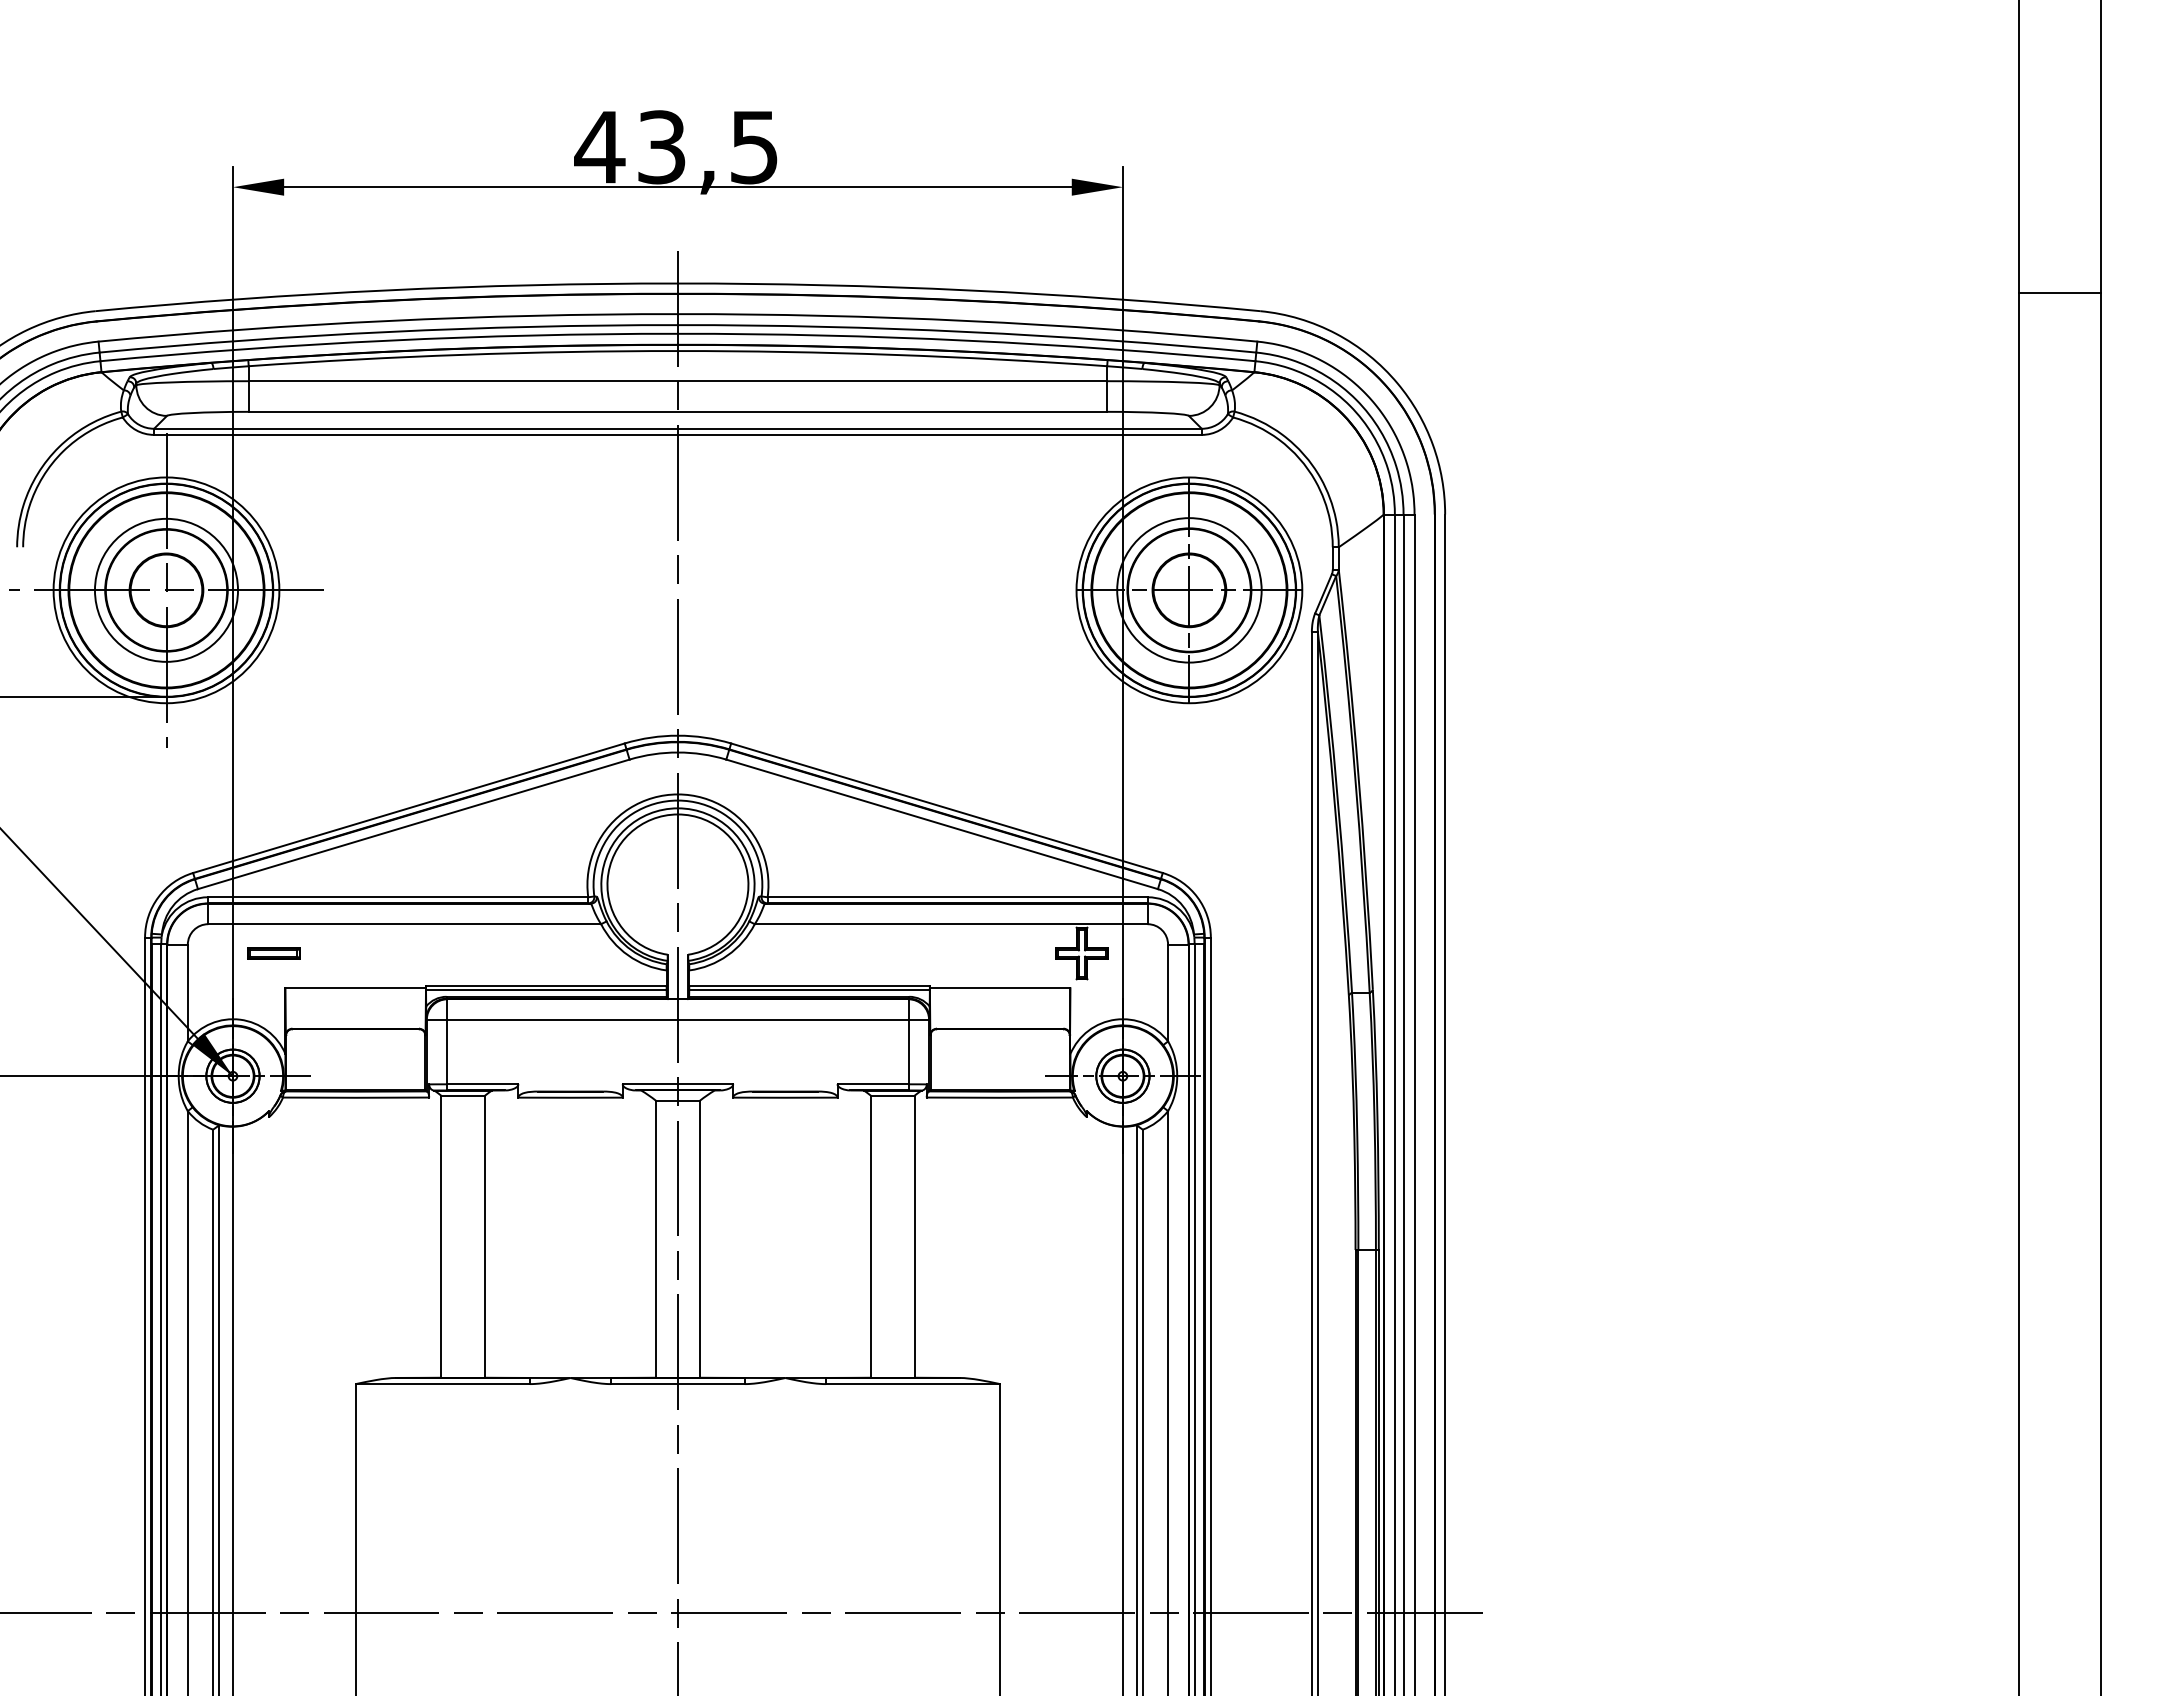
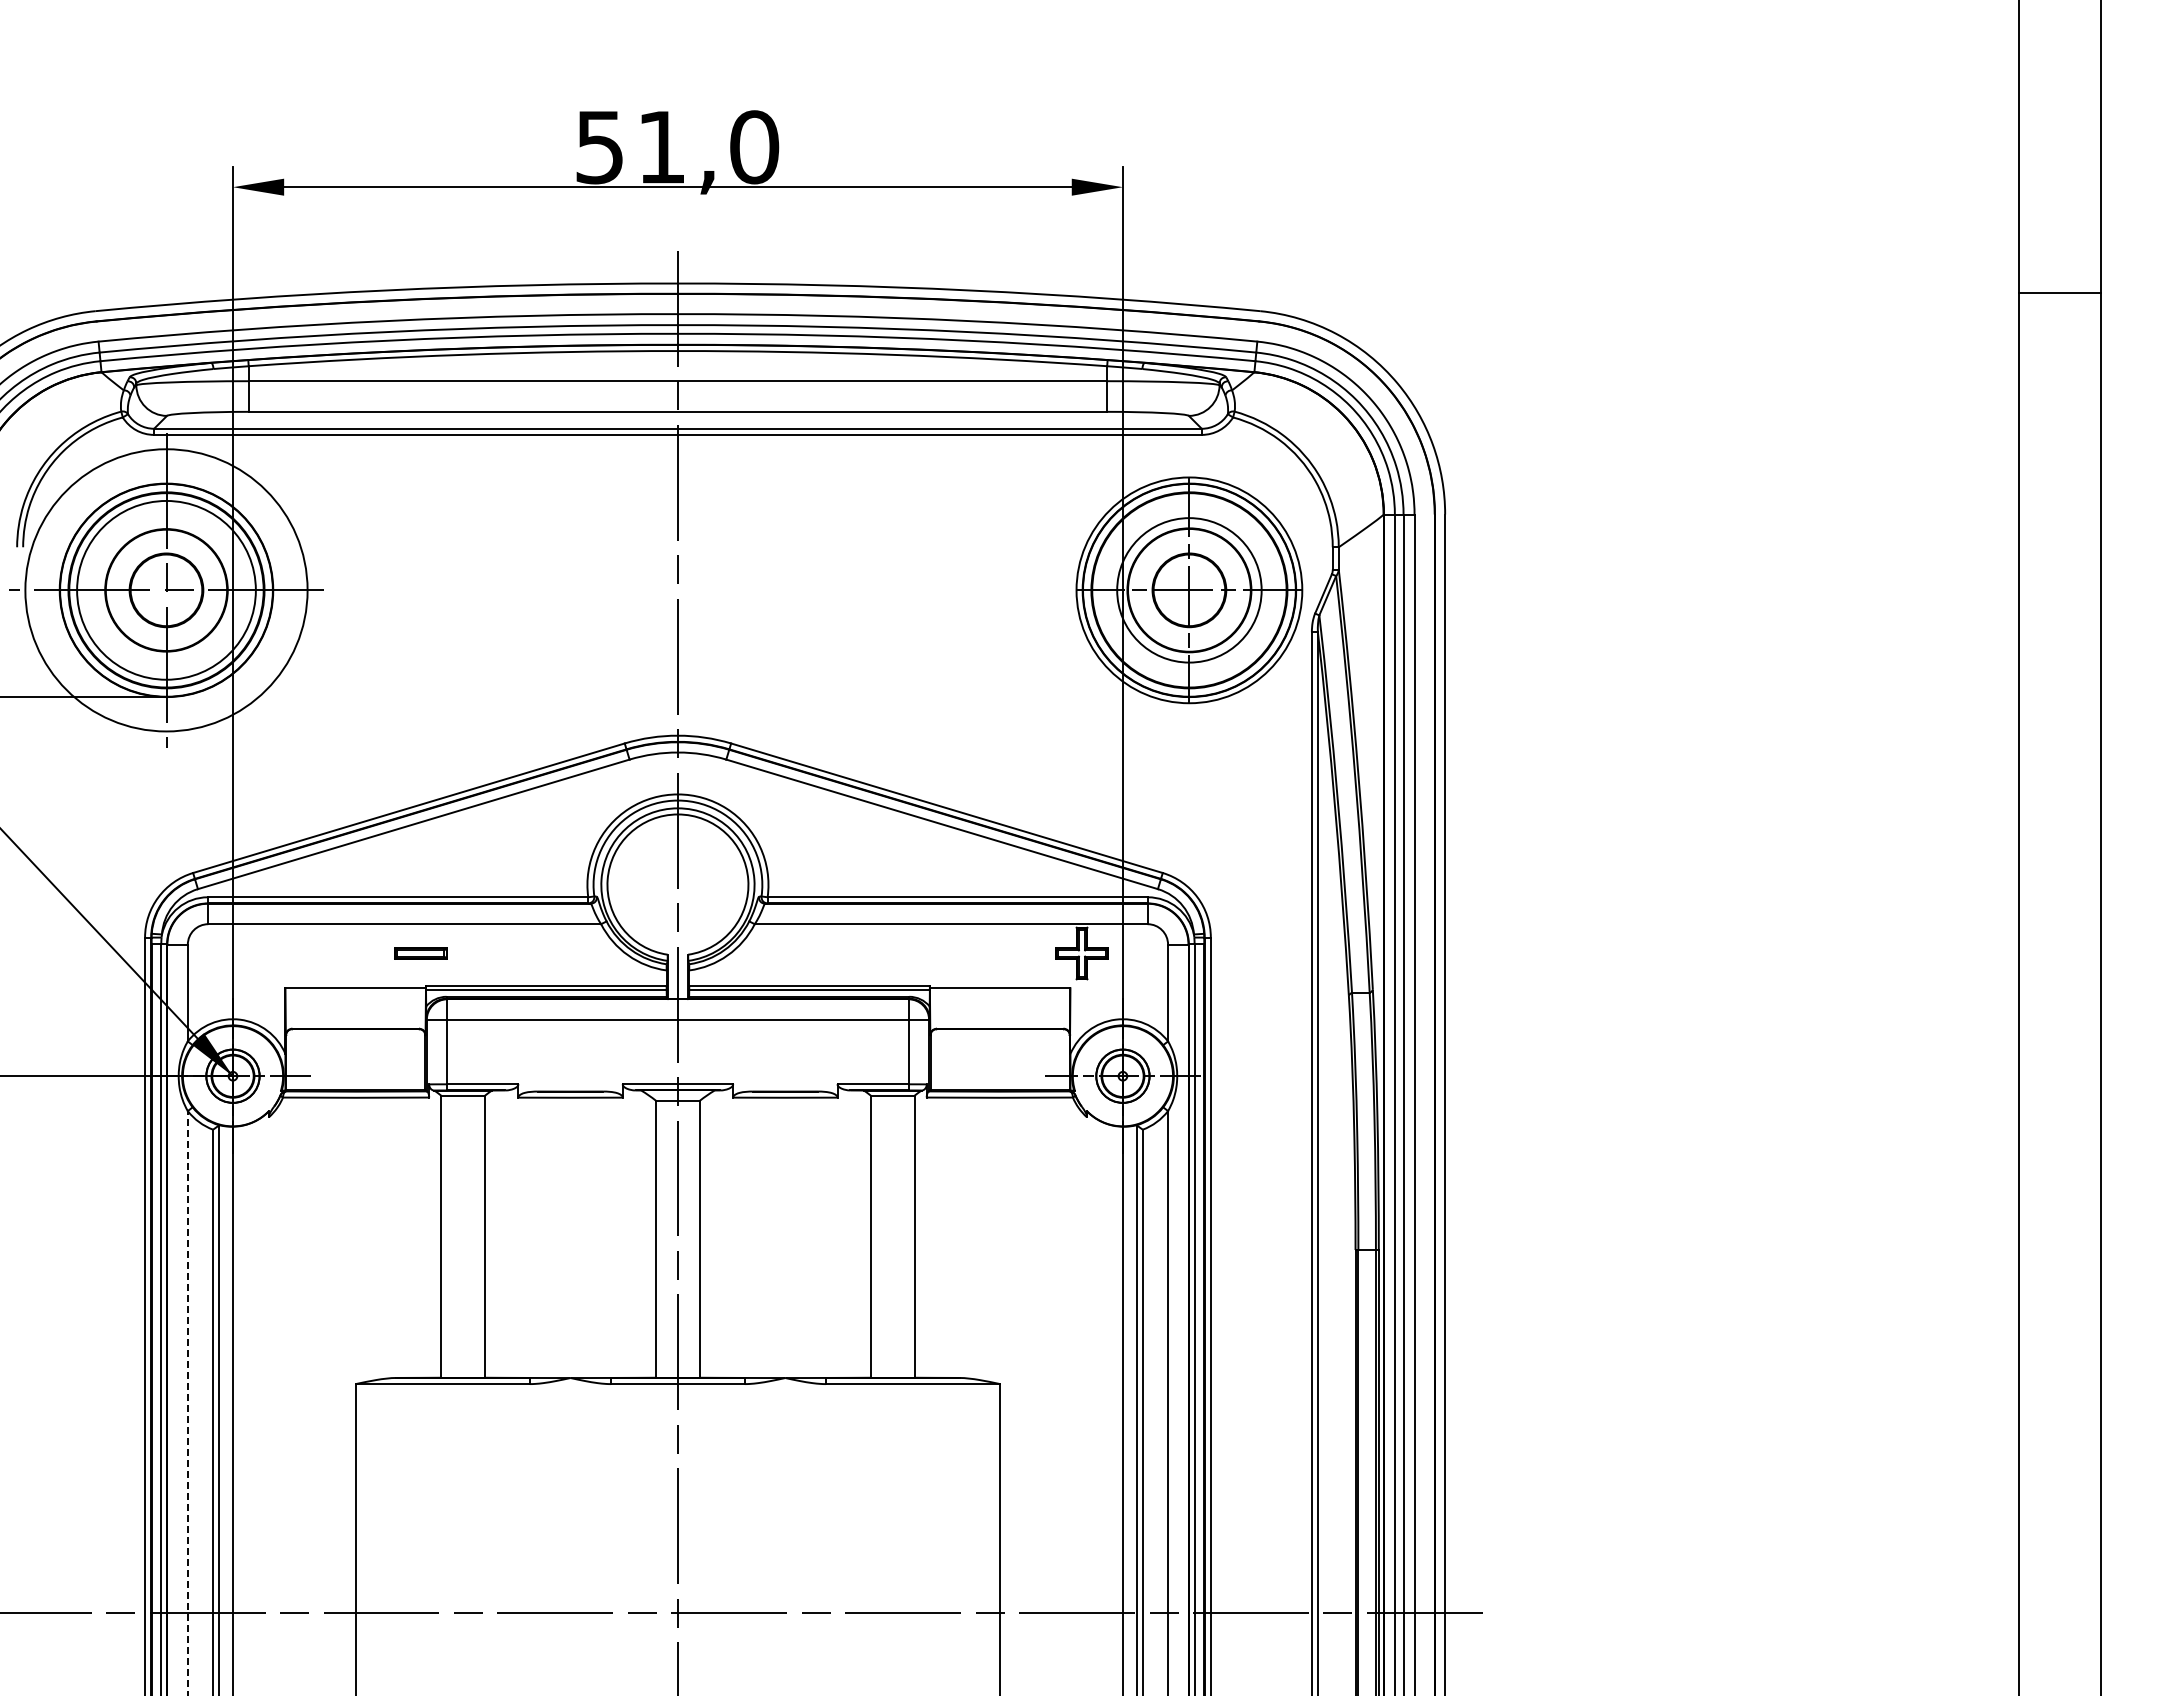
text: 43,5 -> 51,0 (676, 147)
circle diameter: 143 px -> 179 px (166, 589)
circle diameter: 226 px -> 282 px (166, 590)
part position: (273, 953) -> (420, 953) (420, 953)
line: solid -> dashed (187, 1402)
